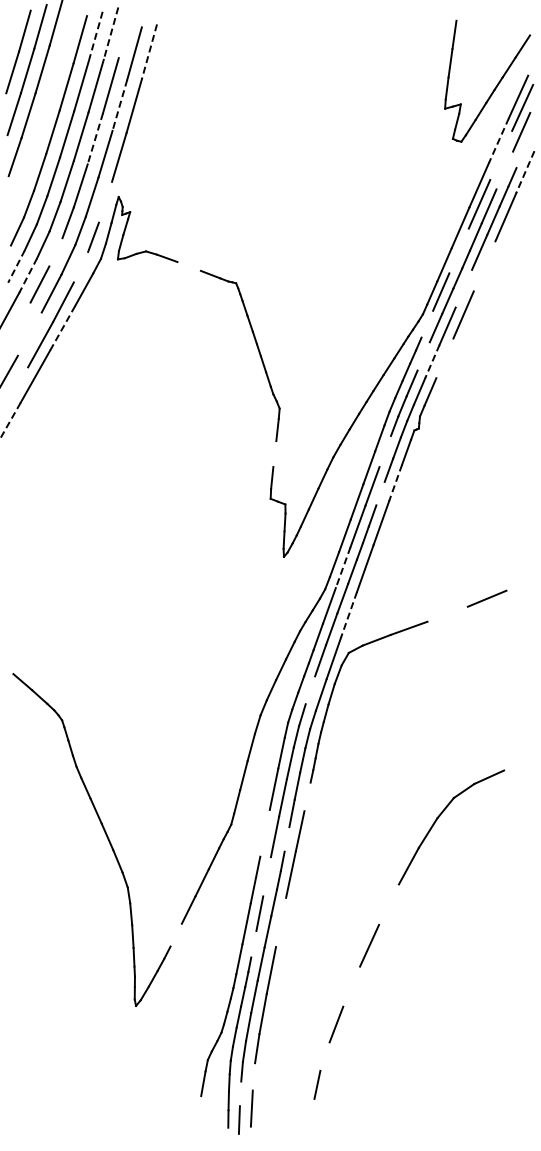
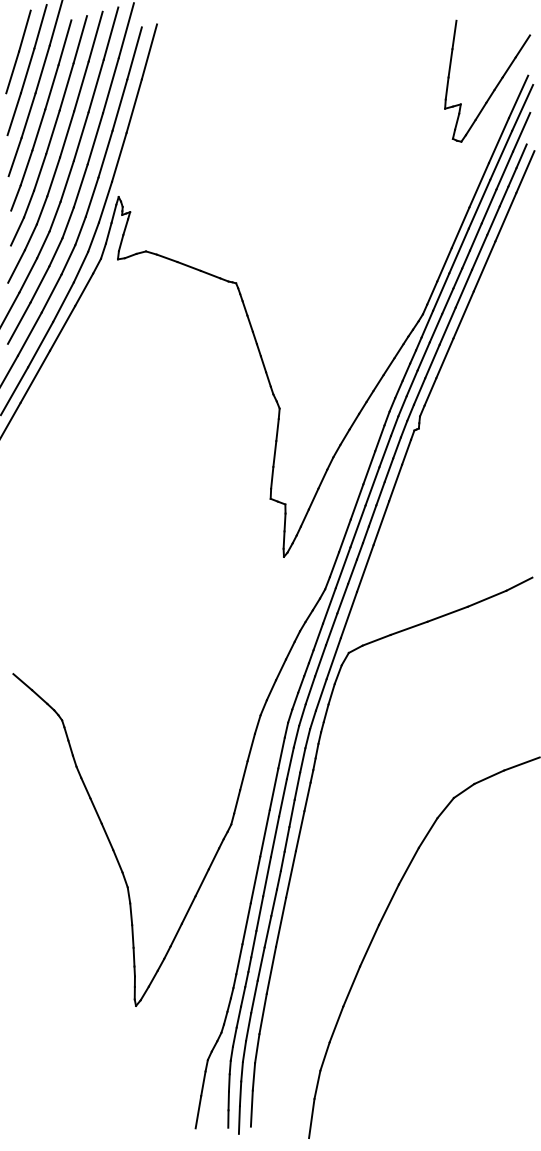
line: none -> present (125, 30)
line: dashed -> solid (110, 34)
line: dashed -> solid (95, 36)
line: dashed -> solid (149, 52)
line: dashed -> solid (119, 105)
part: none -> present (41, 115)
line: dashed -> solid (95, 138)
line: dashed -> solid (498, 140)
line: none -> present (501, 154)
line: none -> present (521, 156)
line: none -> present (504, 170)
line: dashed -> solid (525, 172)
line: none -> present (105, 201)
line: none -> present (458, 250)
line: none -> present (55, 252)
line: dashed -> solid (16, 266)
line: none -> present (80, 266)
line: none -> present (188, 266)
line: none -> present (484, 266)
line: dashed -> solid (28, 275)
line: none -> present (463, 288)
line: none -> present (18, 322)
line: none -> present (427, 323)
line: dashed -> solid (62, 328)
line: none -> present (29, 333)
line: none -> present (423, 356)
line: none -> present (444, 358)
line: dashed -> solid (432, 362)
line: none -> present (15, 389)
line: dashed -> solid (10, 420)
line: none -> present (384, 451)
line: none -> present (274, 453)
line: dashed -> solid (395, 483)
line: none -> present (380, 493)
line: dashed -> solid (343, 567)
line: none -> present (519, 583)
line: none -> present (447, 613)
line: dashed -> solid (348, 615)
line: none -> present (310, 690)
line: none -> present (520, 764)
line: none -> present (307, 796)
line: none -> present (264, 832)
line: none -> present (286, 839)
line: none -> present (266, 876)
line: none -> present (388, 904)
line: none -> present (281, 921)
line: none -> present (175, 934)
line: none -> present (253, 944)
line: none -> present (351, 986)
line: none -> present (324, 1056)
line: none -> present (253, 1076)
line: none -> present (240, 1093)
line: none -> present (198, 1112)
line: none -> present (311, 1118)
